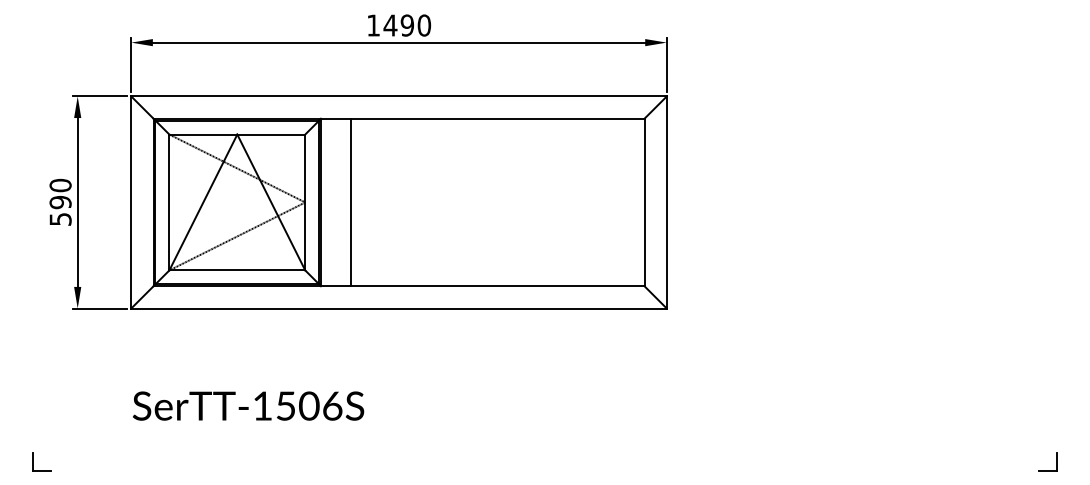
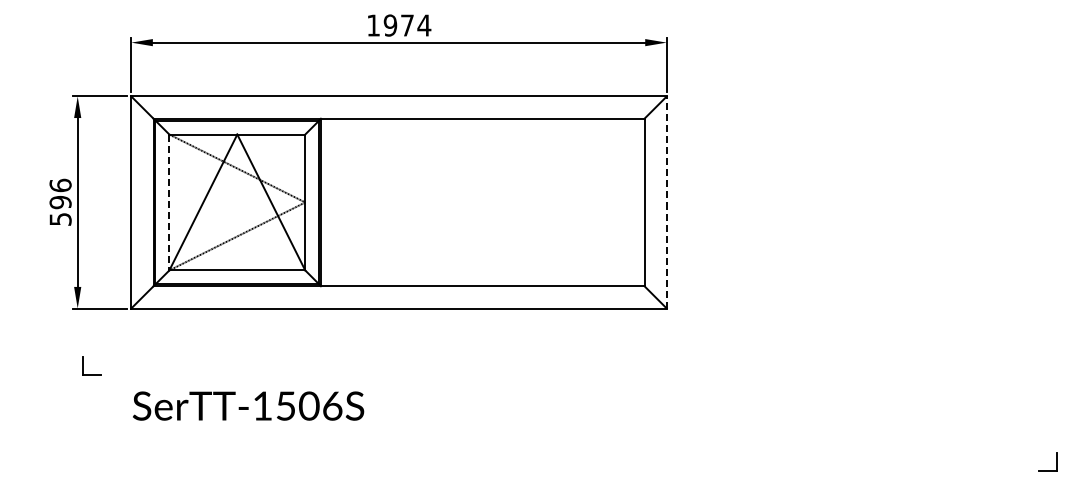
text: 1490 -> 1974 (407, 25)
text: 590 -> 596 (60, 185)
line: solid -> dashed (666, 201)
line: solid -> dashed (169, 202)
line: present -> none (351, 202)
part position: (33, 461) -> (83, 365) (83, 365)
